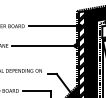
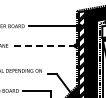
line: solid -> dashed (43, 45)
